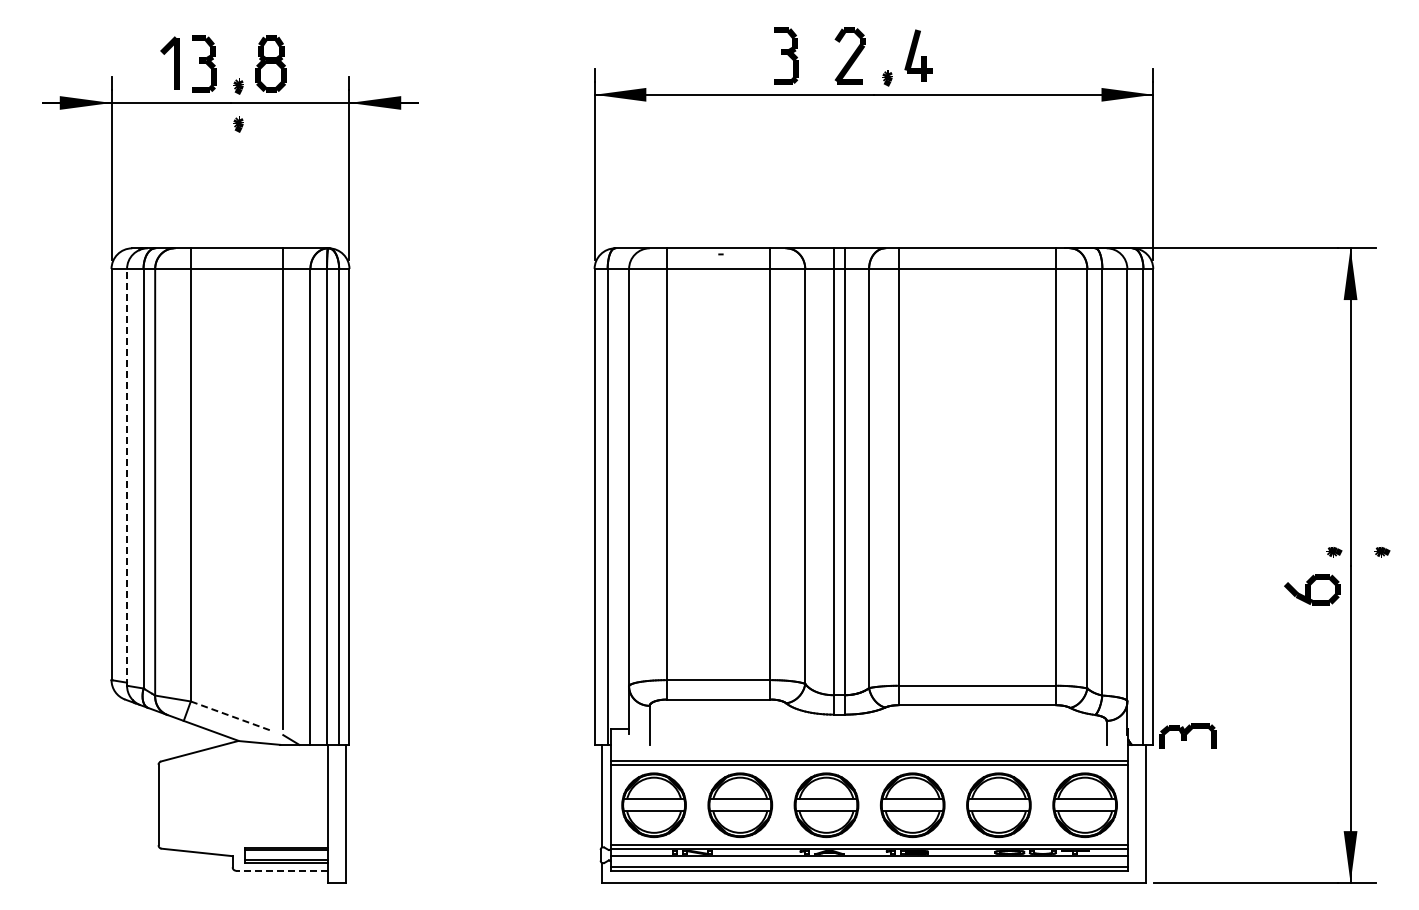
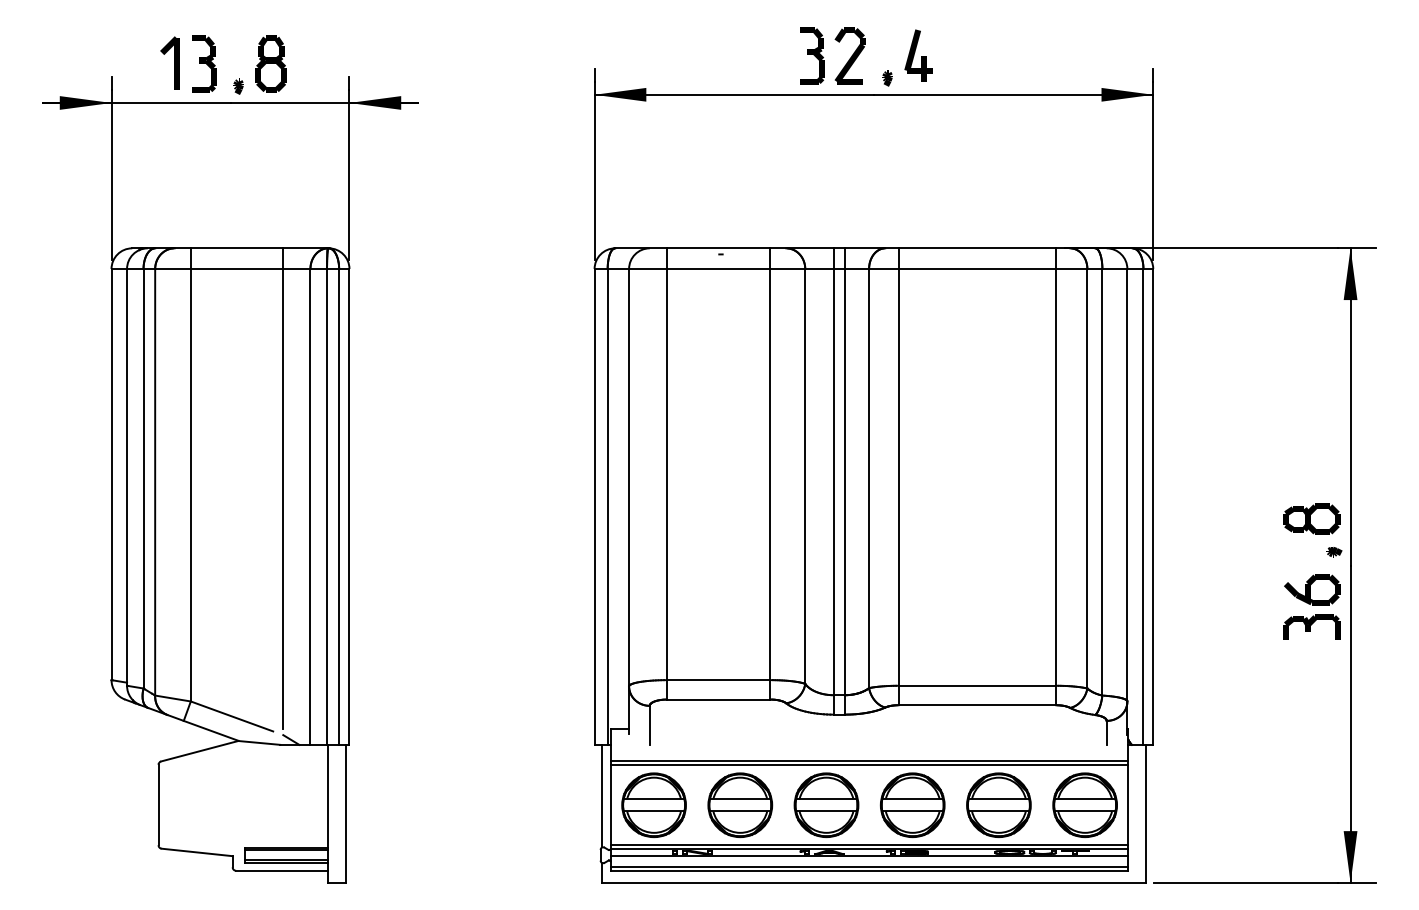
part position: (786, 55) -> (812, 55) (812, 55)
part: present -> none (238, 124)
line: dashed -> solid (127, 476)
part: none -> present (1311, 518)
part: present -> none (1382, 552)
line: dashed -> solid (232, 716)
part position: (1187, 735) -> (1311, 626) (1311, 626)
line: dashed -> solid (281, 870)
